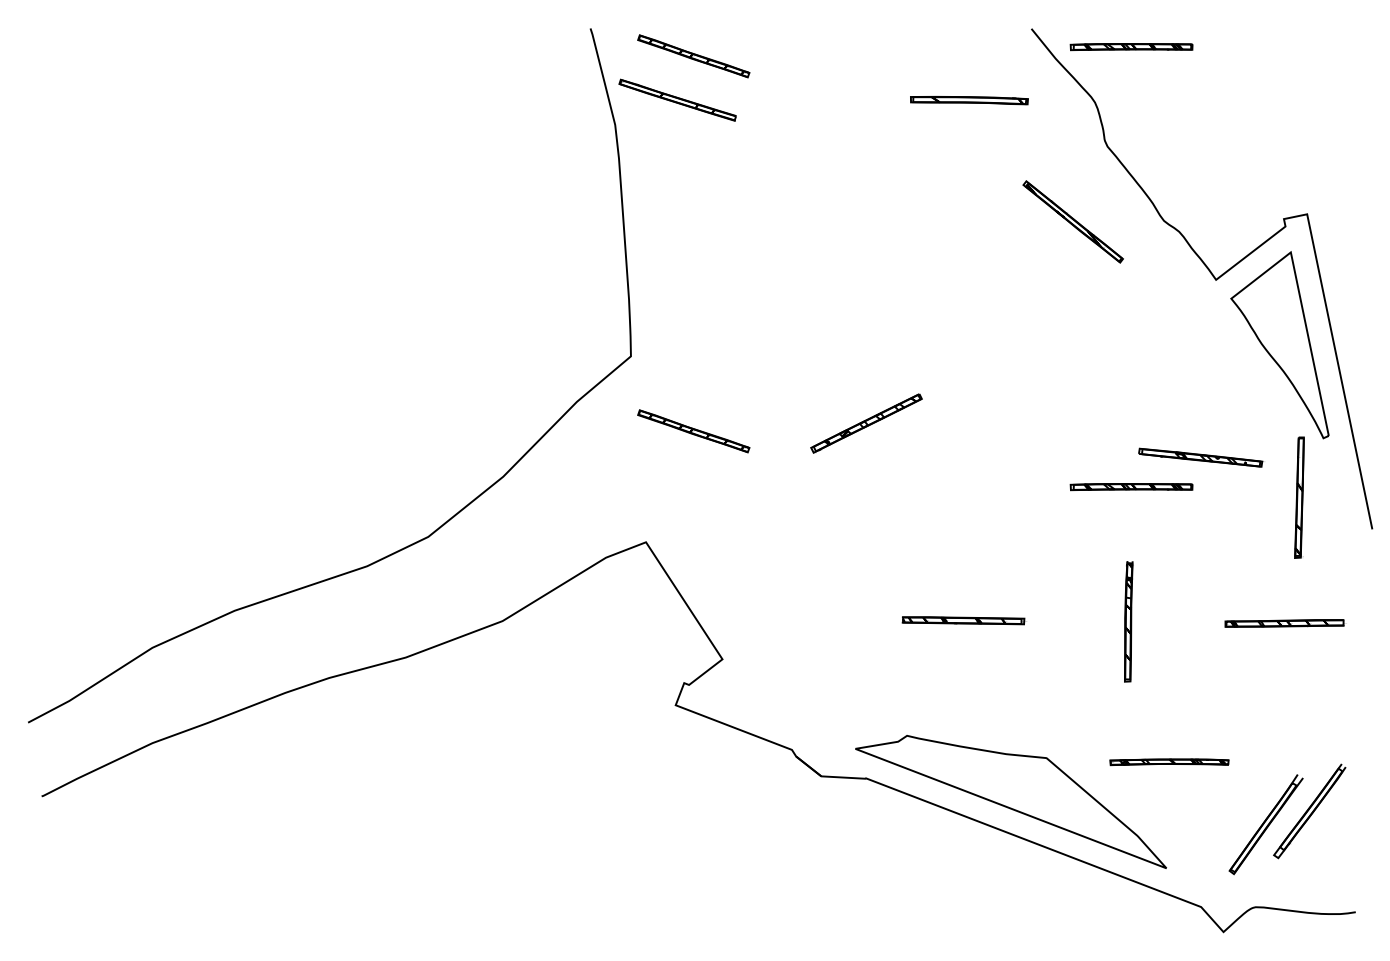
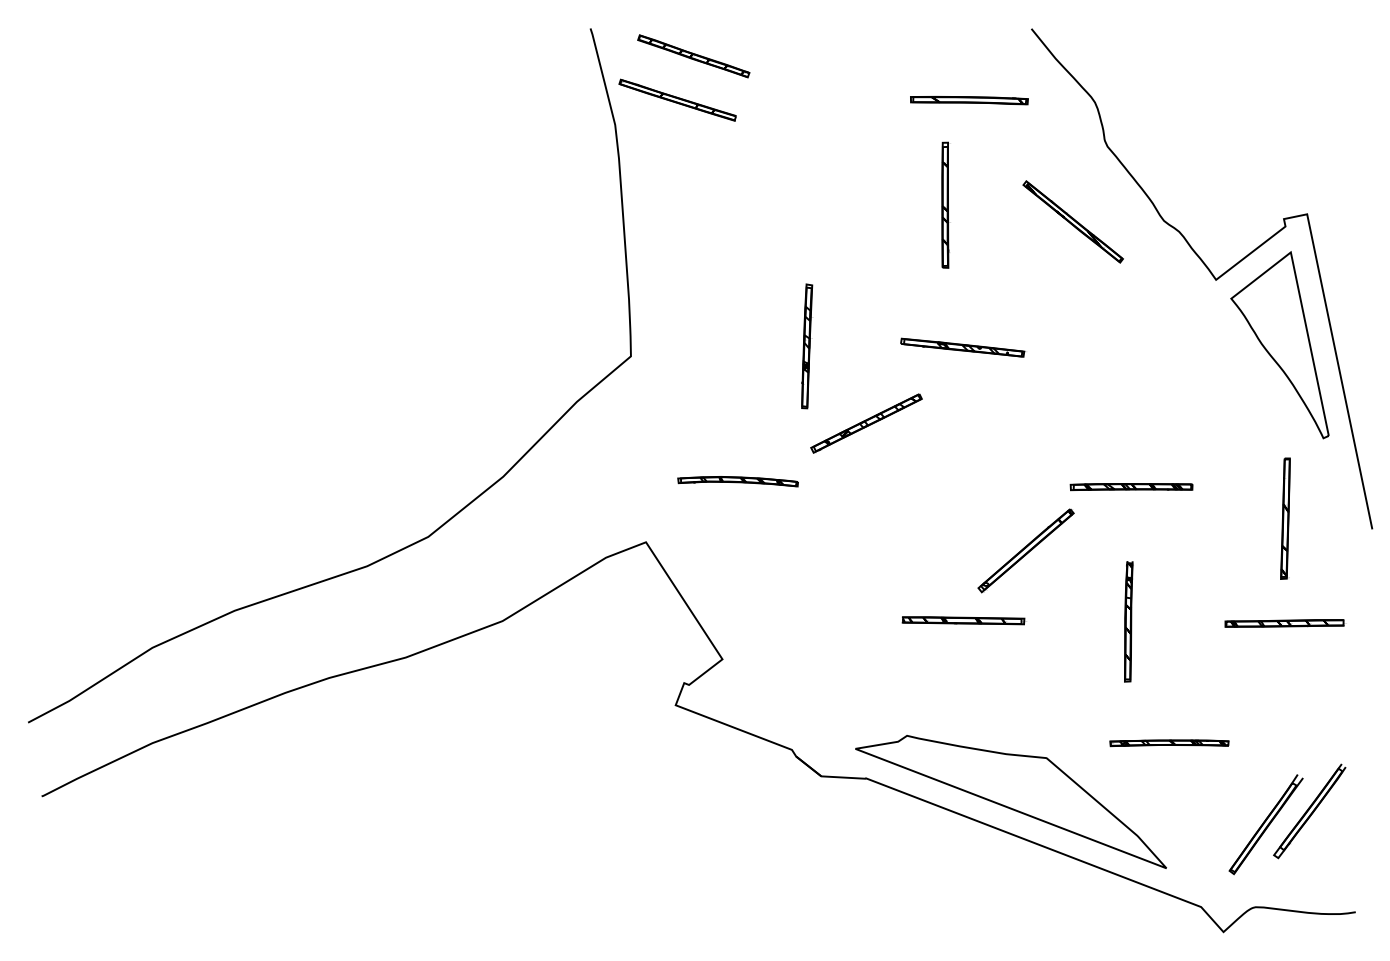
part: present -> none (1131, 47)
part: none -> present (945, 204)
part: none -> present (807, 346)
part: present -> none (693, 431)
part position: (1200, 457) -> (962, 347) (962, 347)
part: none -> present (737, 481)
part position: (1299, 497) -> (1285, 518) (1285, 518)
part: none -> present (1025, 550)
part position: (1169, 762) -> (1169, 743) (1169, 743)
